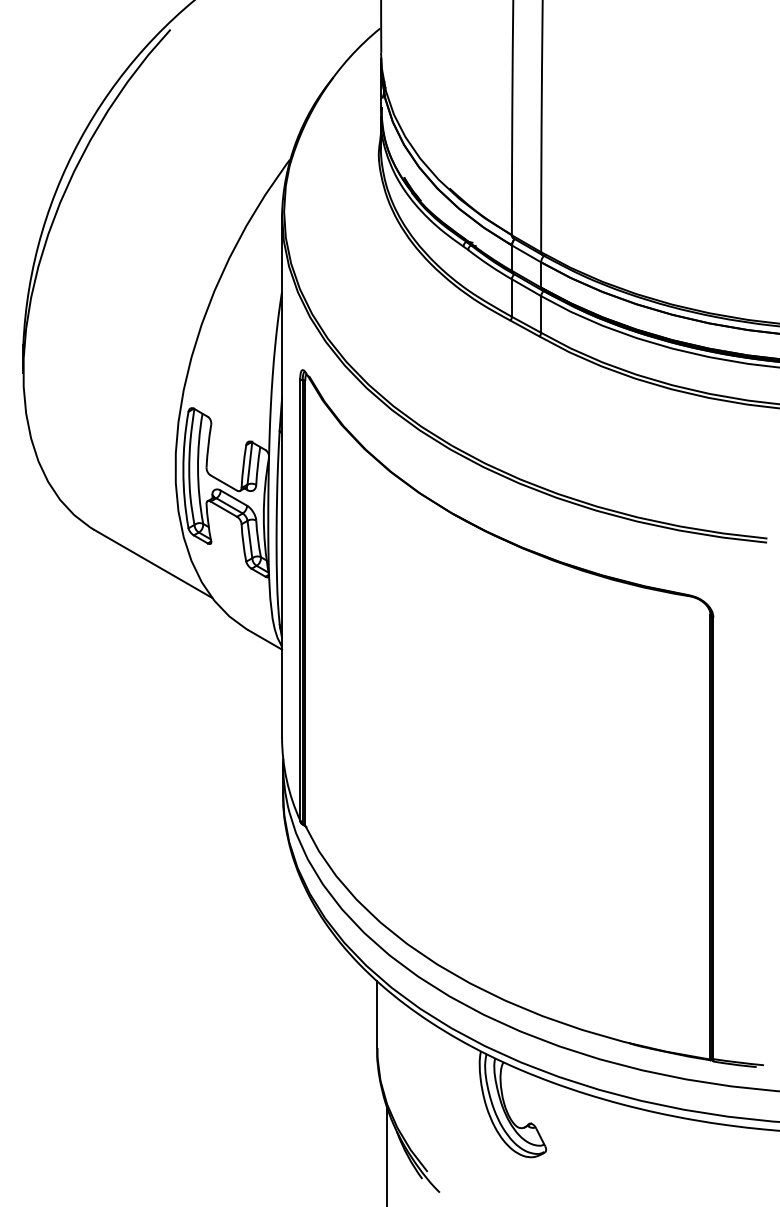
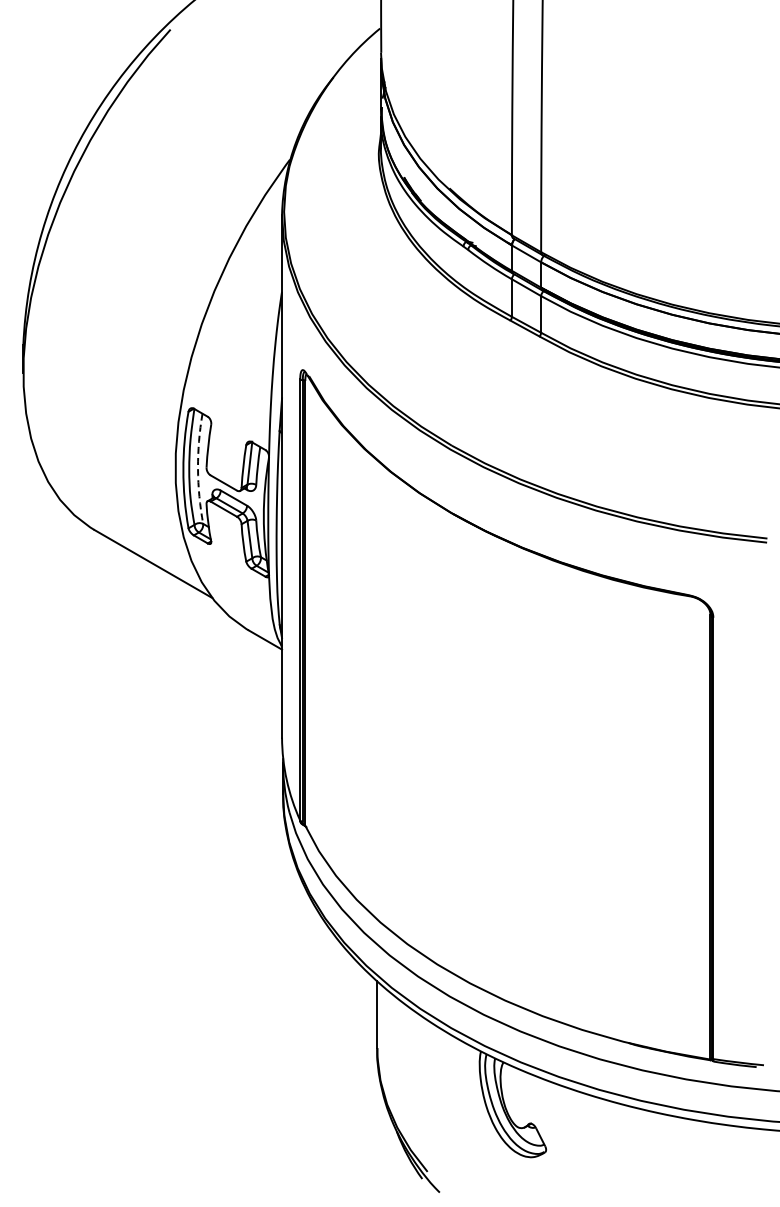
arc: solid -> dashed (198, 468)
line: present -> none (386, 1154)
